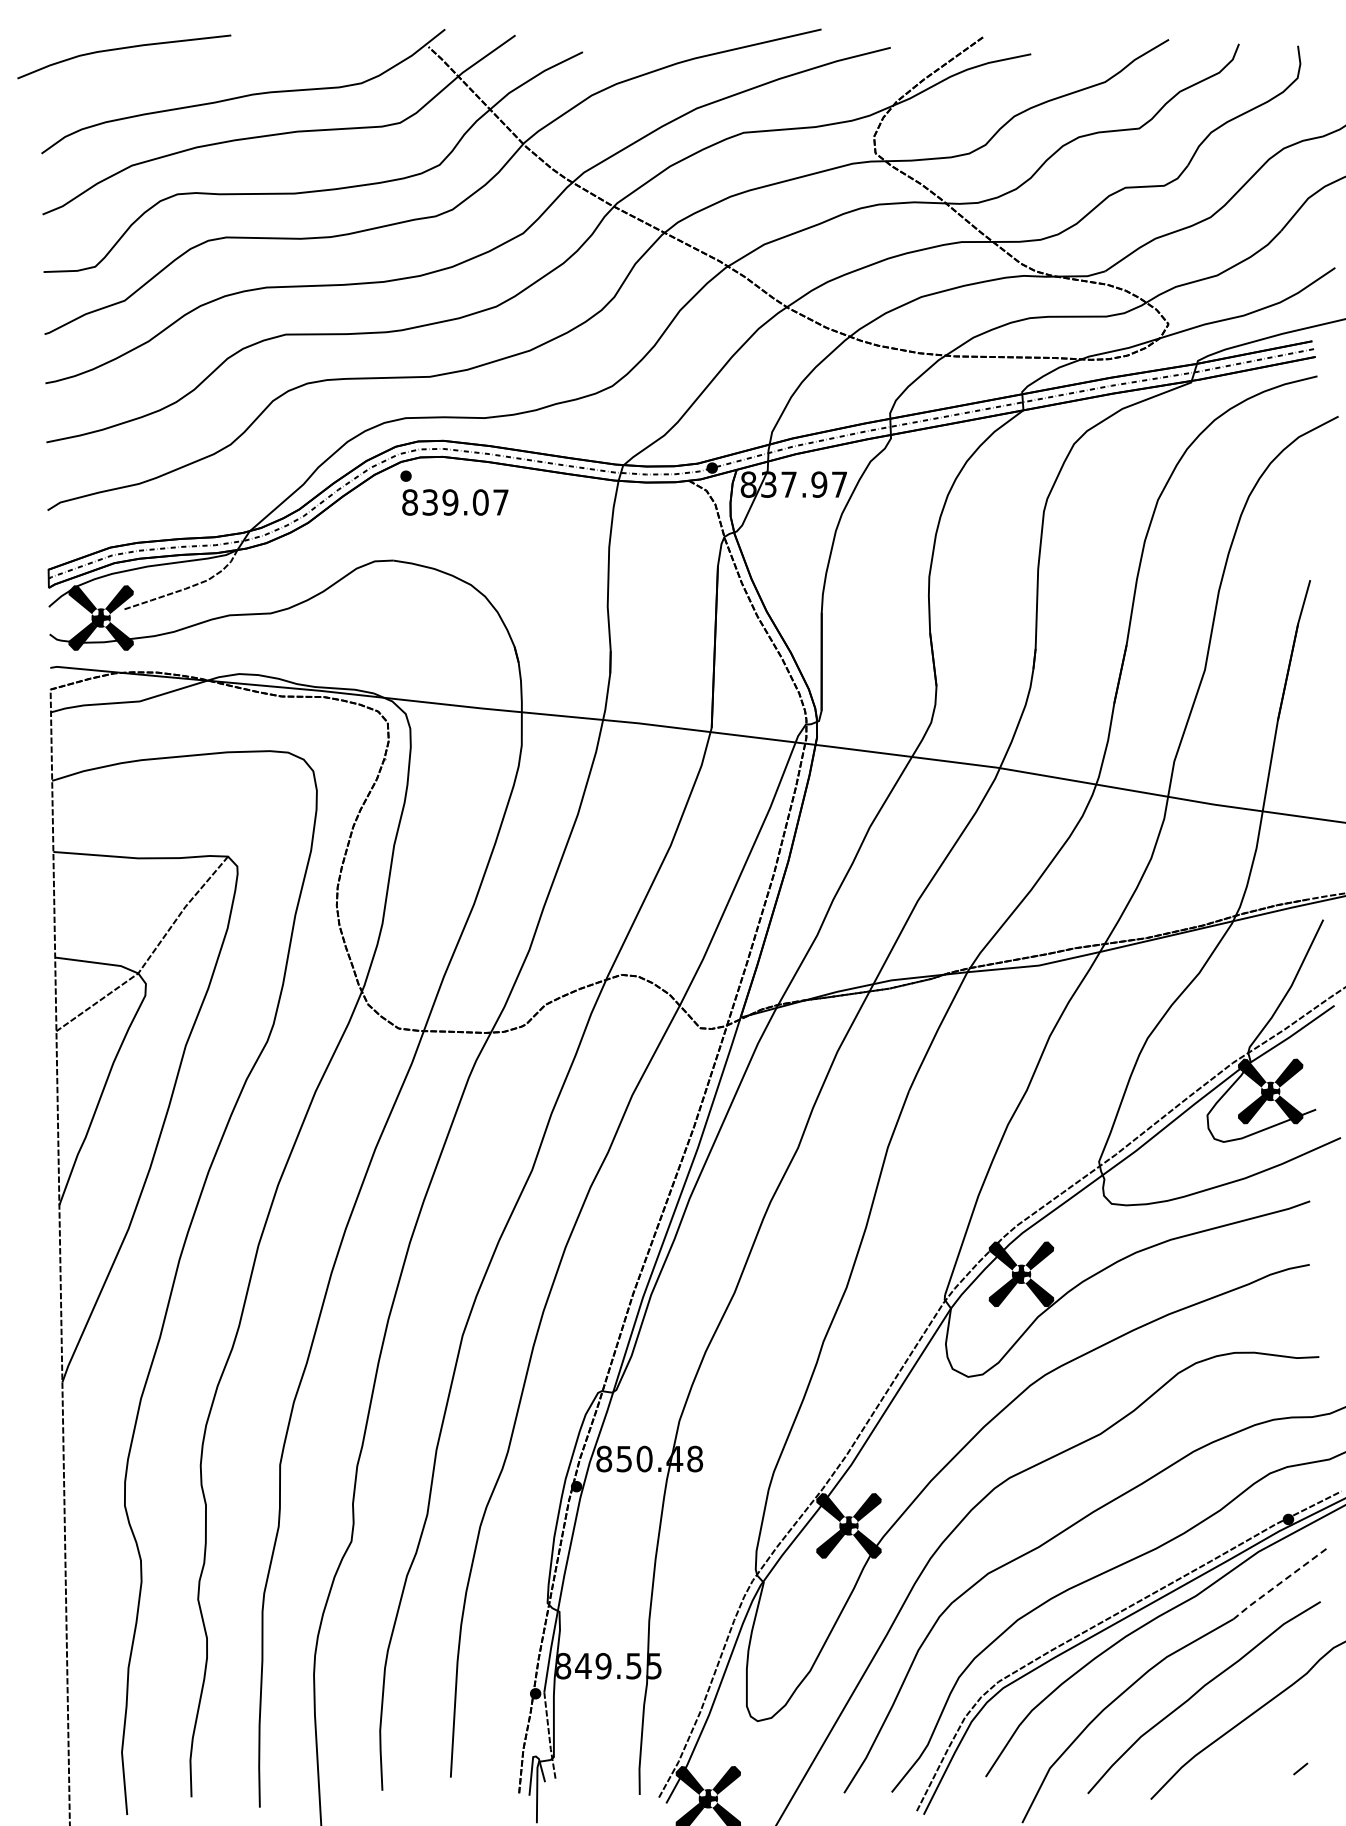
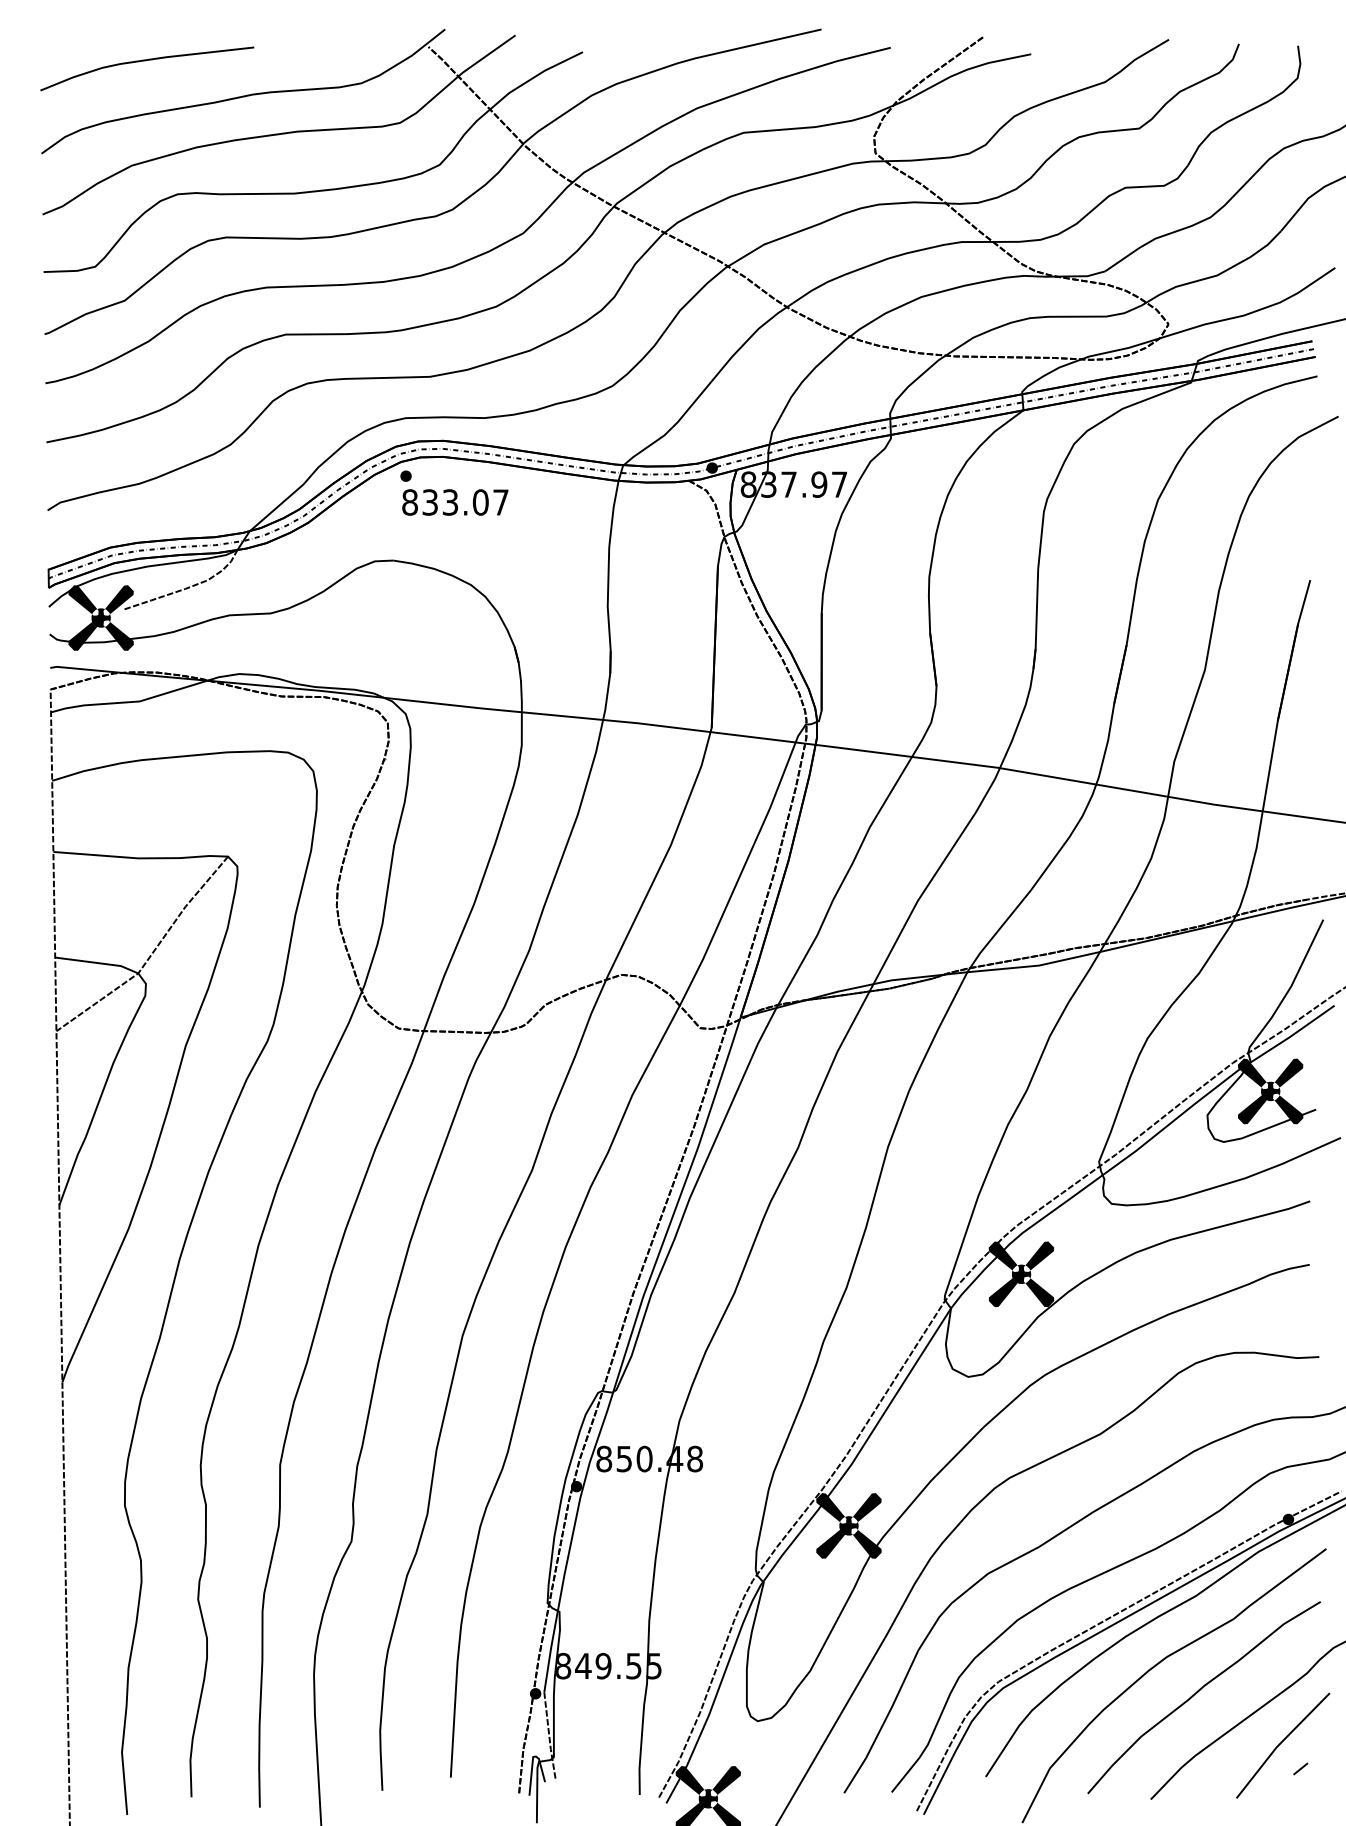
curve position: (122, 49) -> (145, 61) (145, 61)
text: 839.07 -> 833.07 (450, 502)
line: dashed -> solid (1279, 1584)
line: none -> present (1281, 1743)
